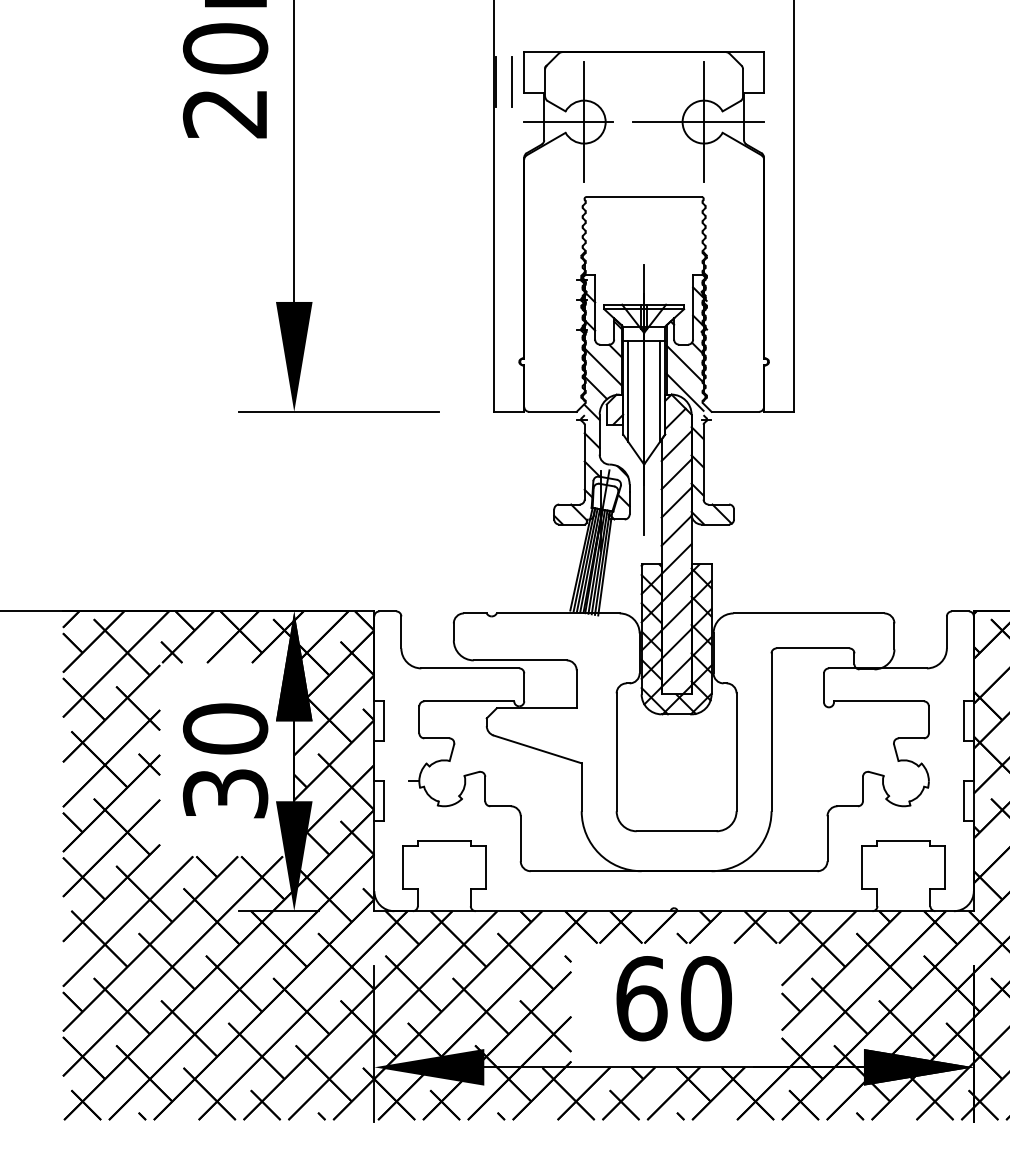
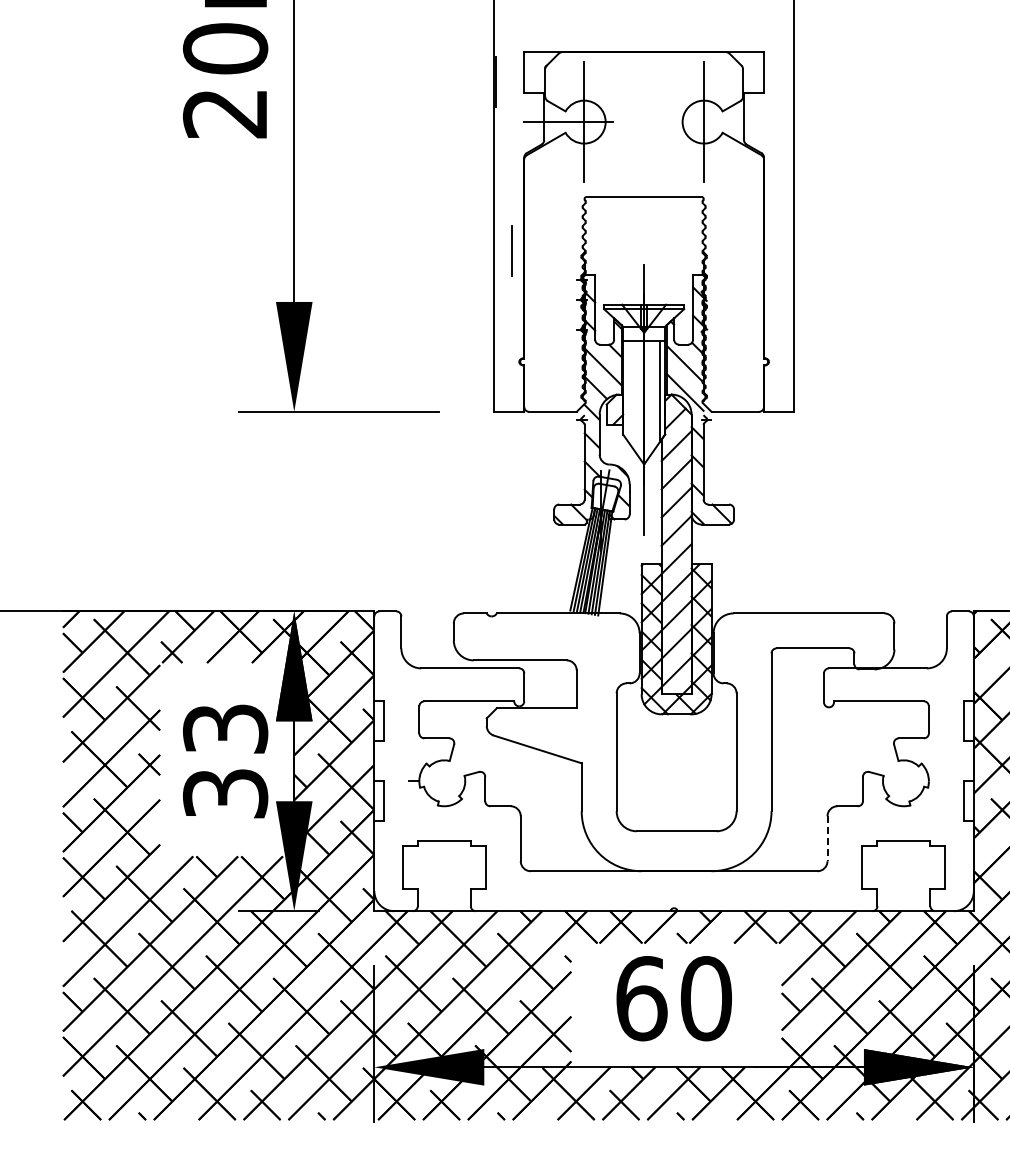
line position: (511, 81) -> (511, 250) (511, 250)
line: present -> none (698, 122)
line: present -> none (628, 391)
text: 30 -> 33 (225, 728)
line: solid -> dashed (827, 839)
